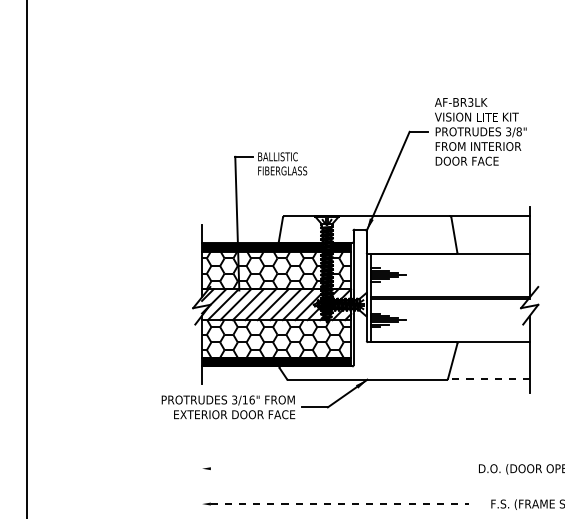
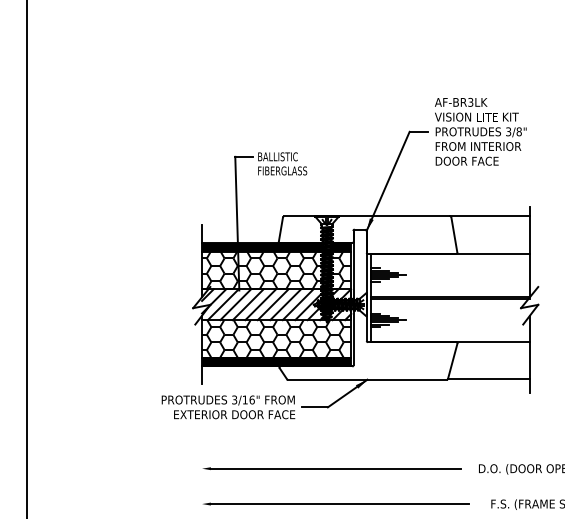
line: dashed -> solid (488, 378)
line: none -> present (335, 468)
line: dashed -> solid (340, 504)
